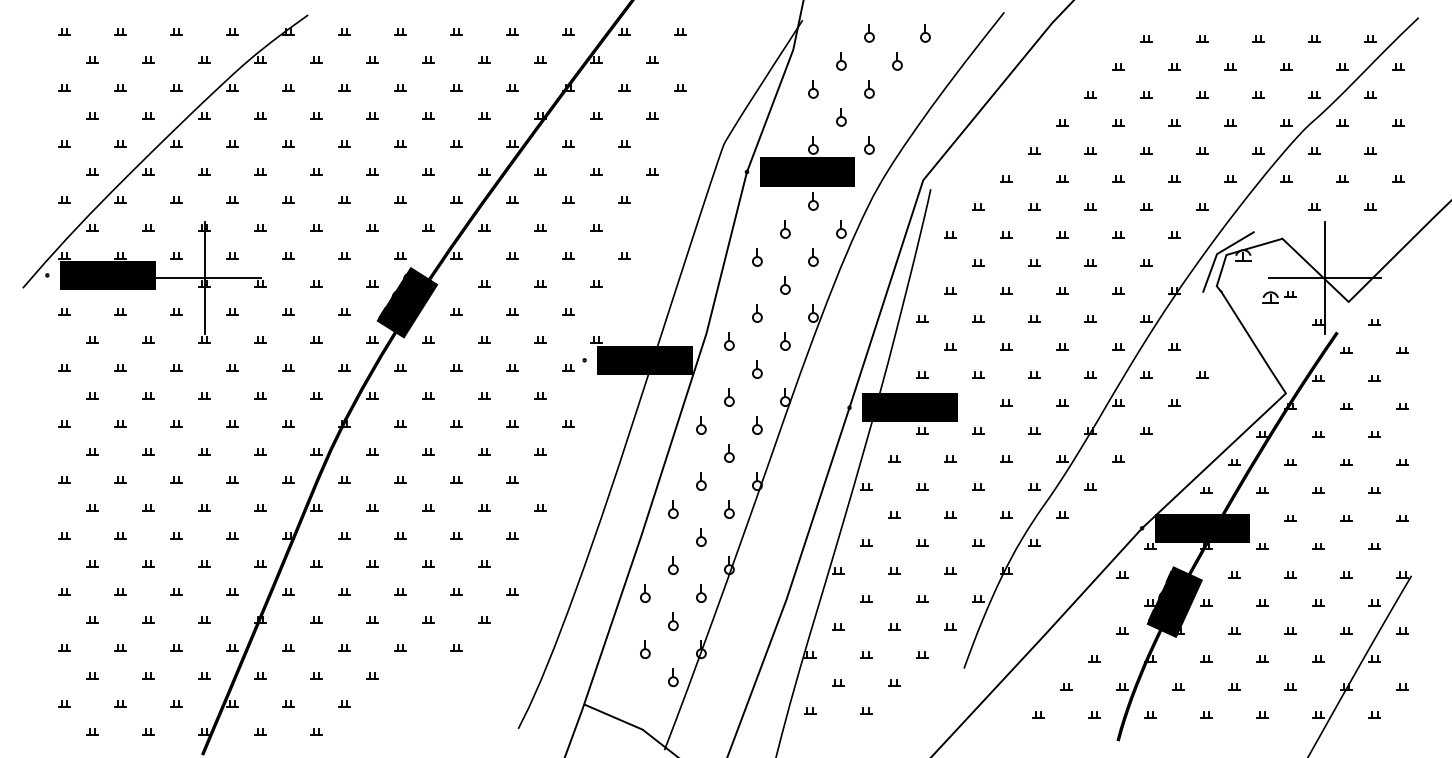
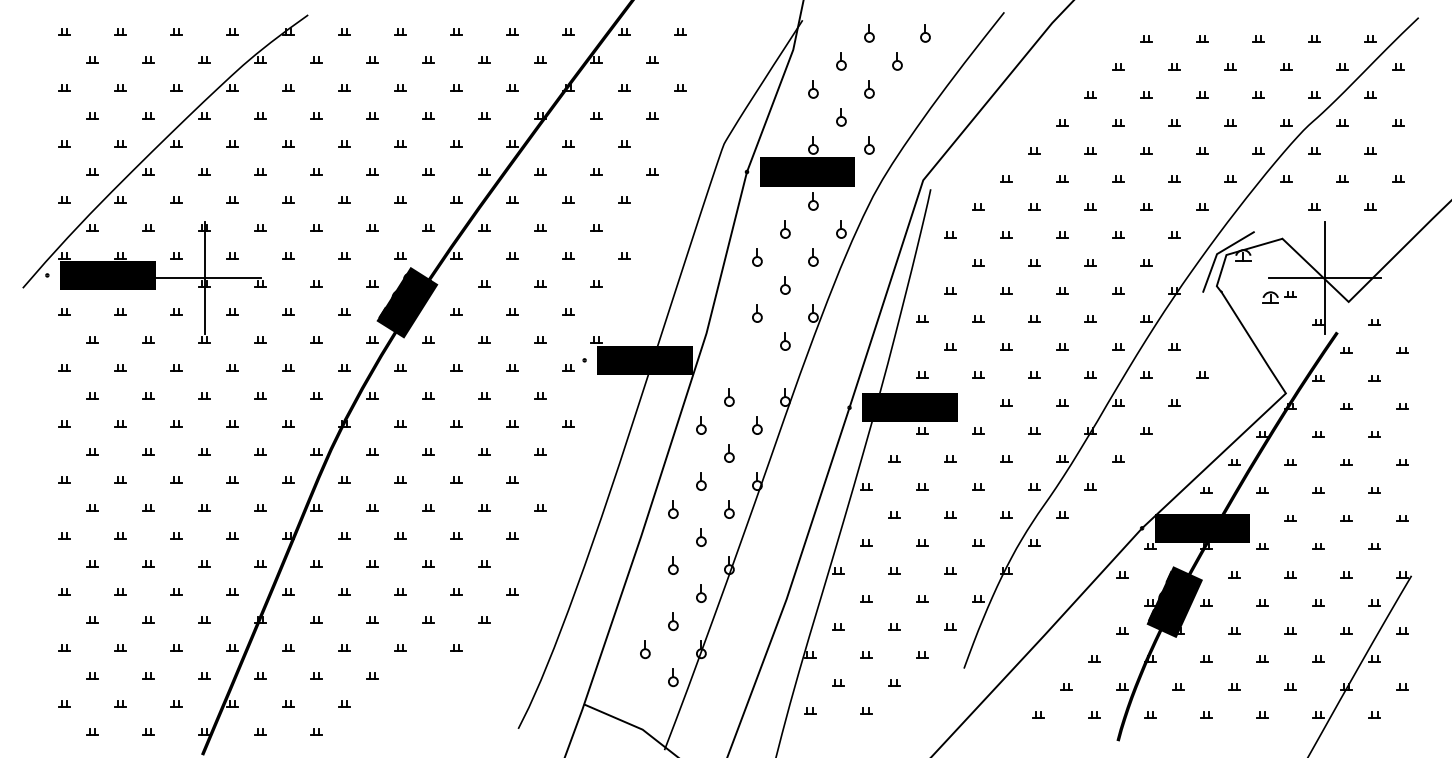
part: present -> none (729, 341)
part: present -> none (757, 369)
part: present -> none (645, 593)
